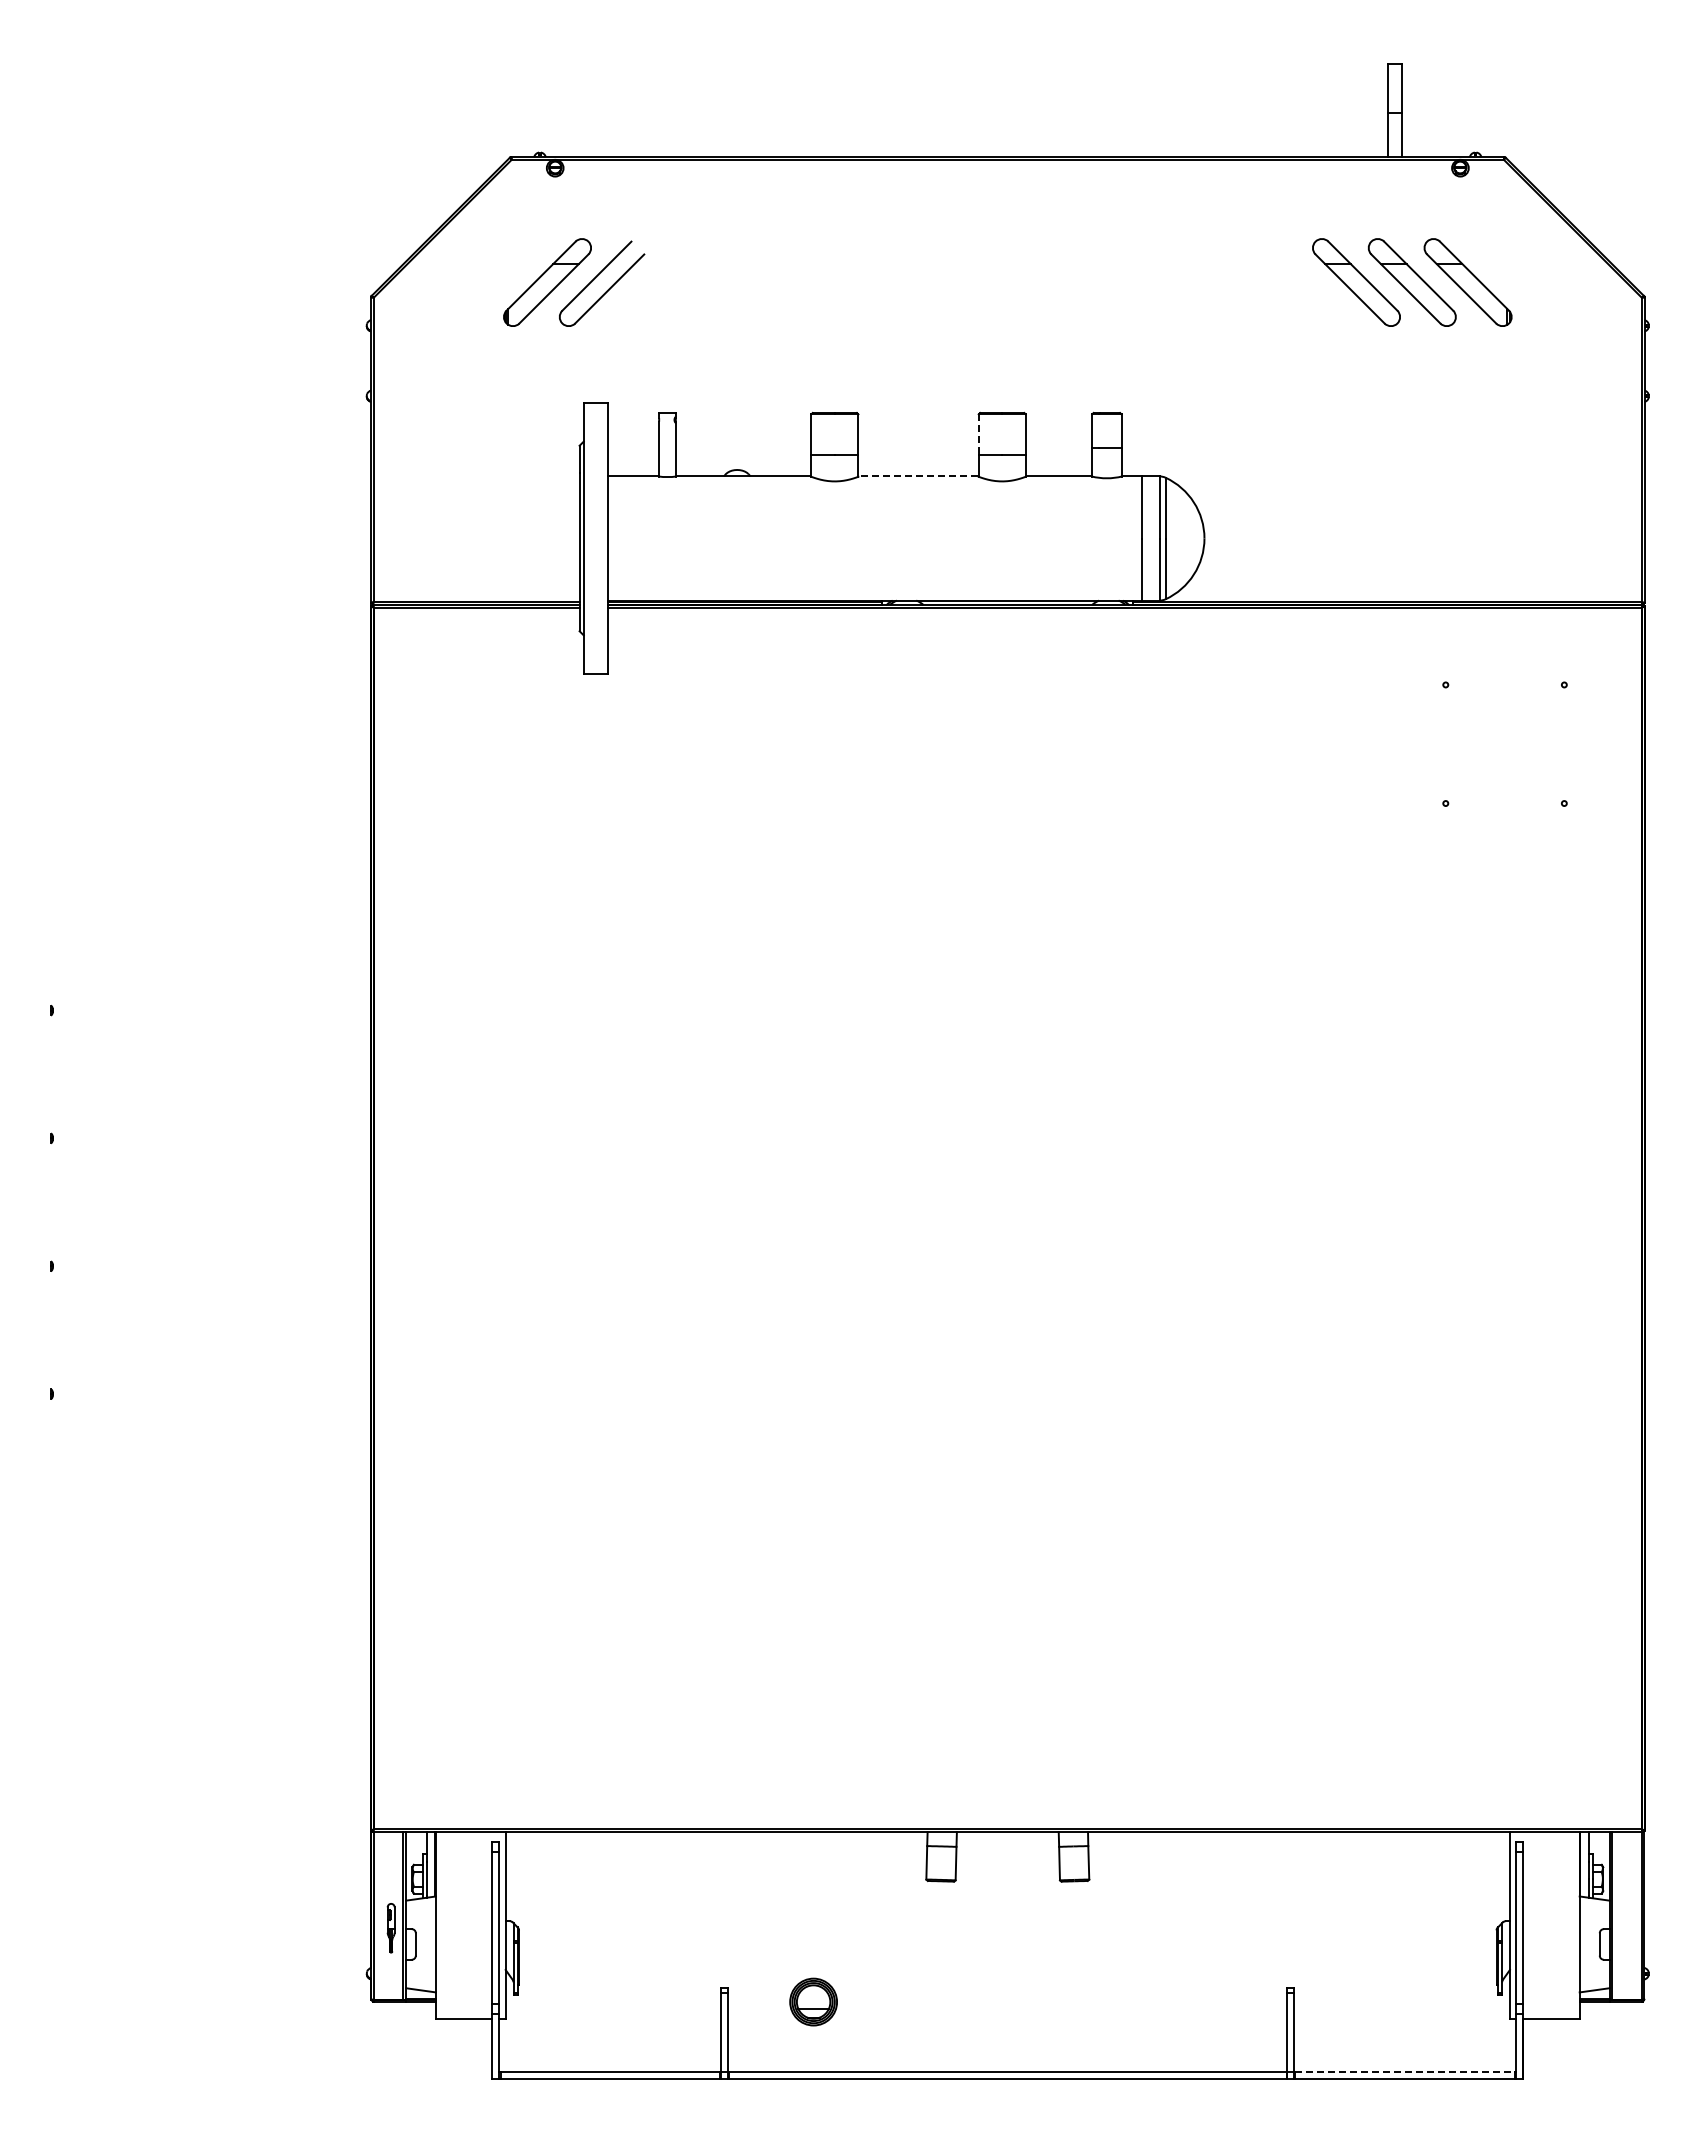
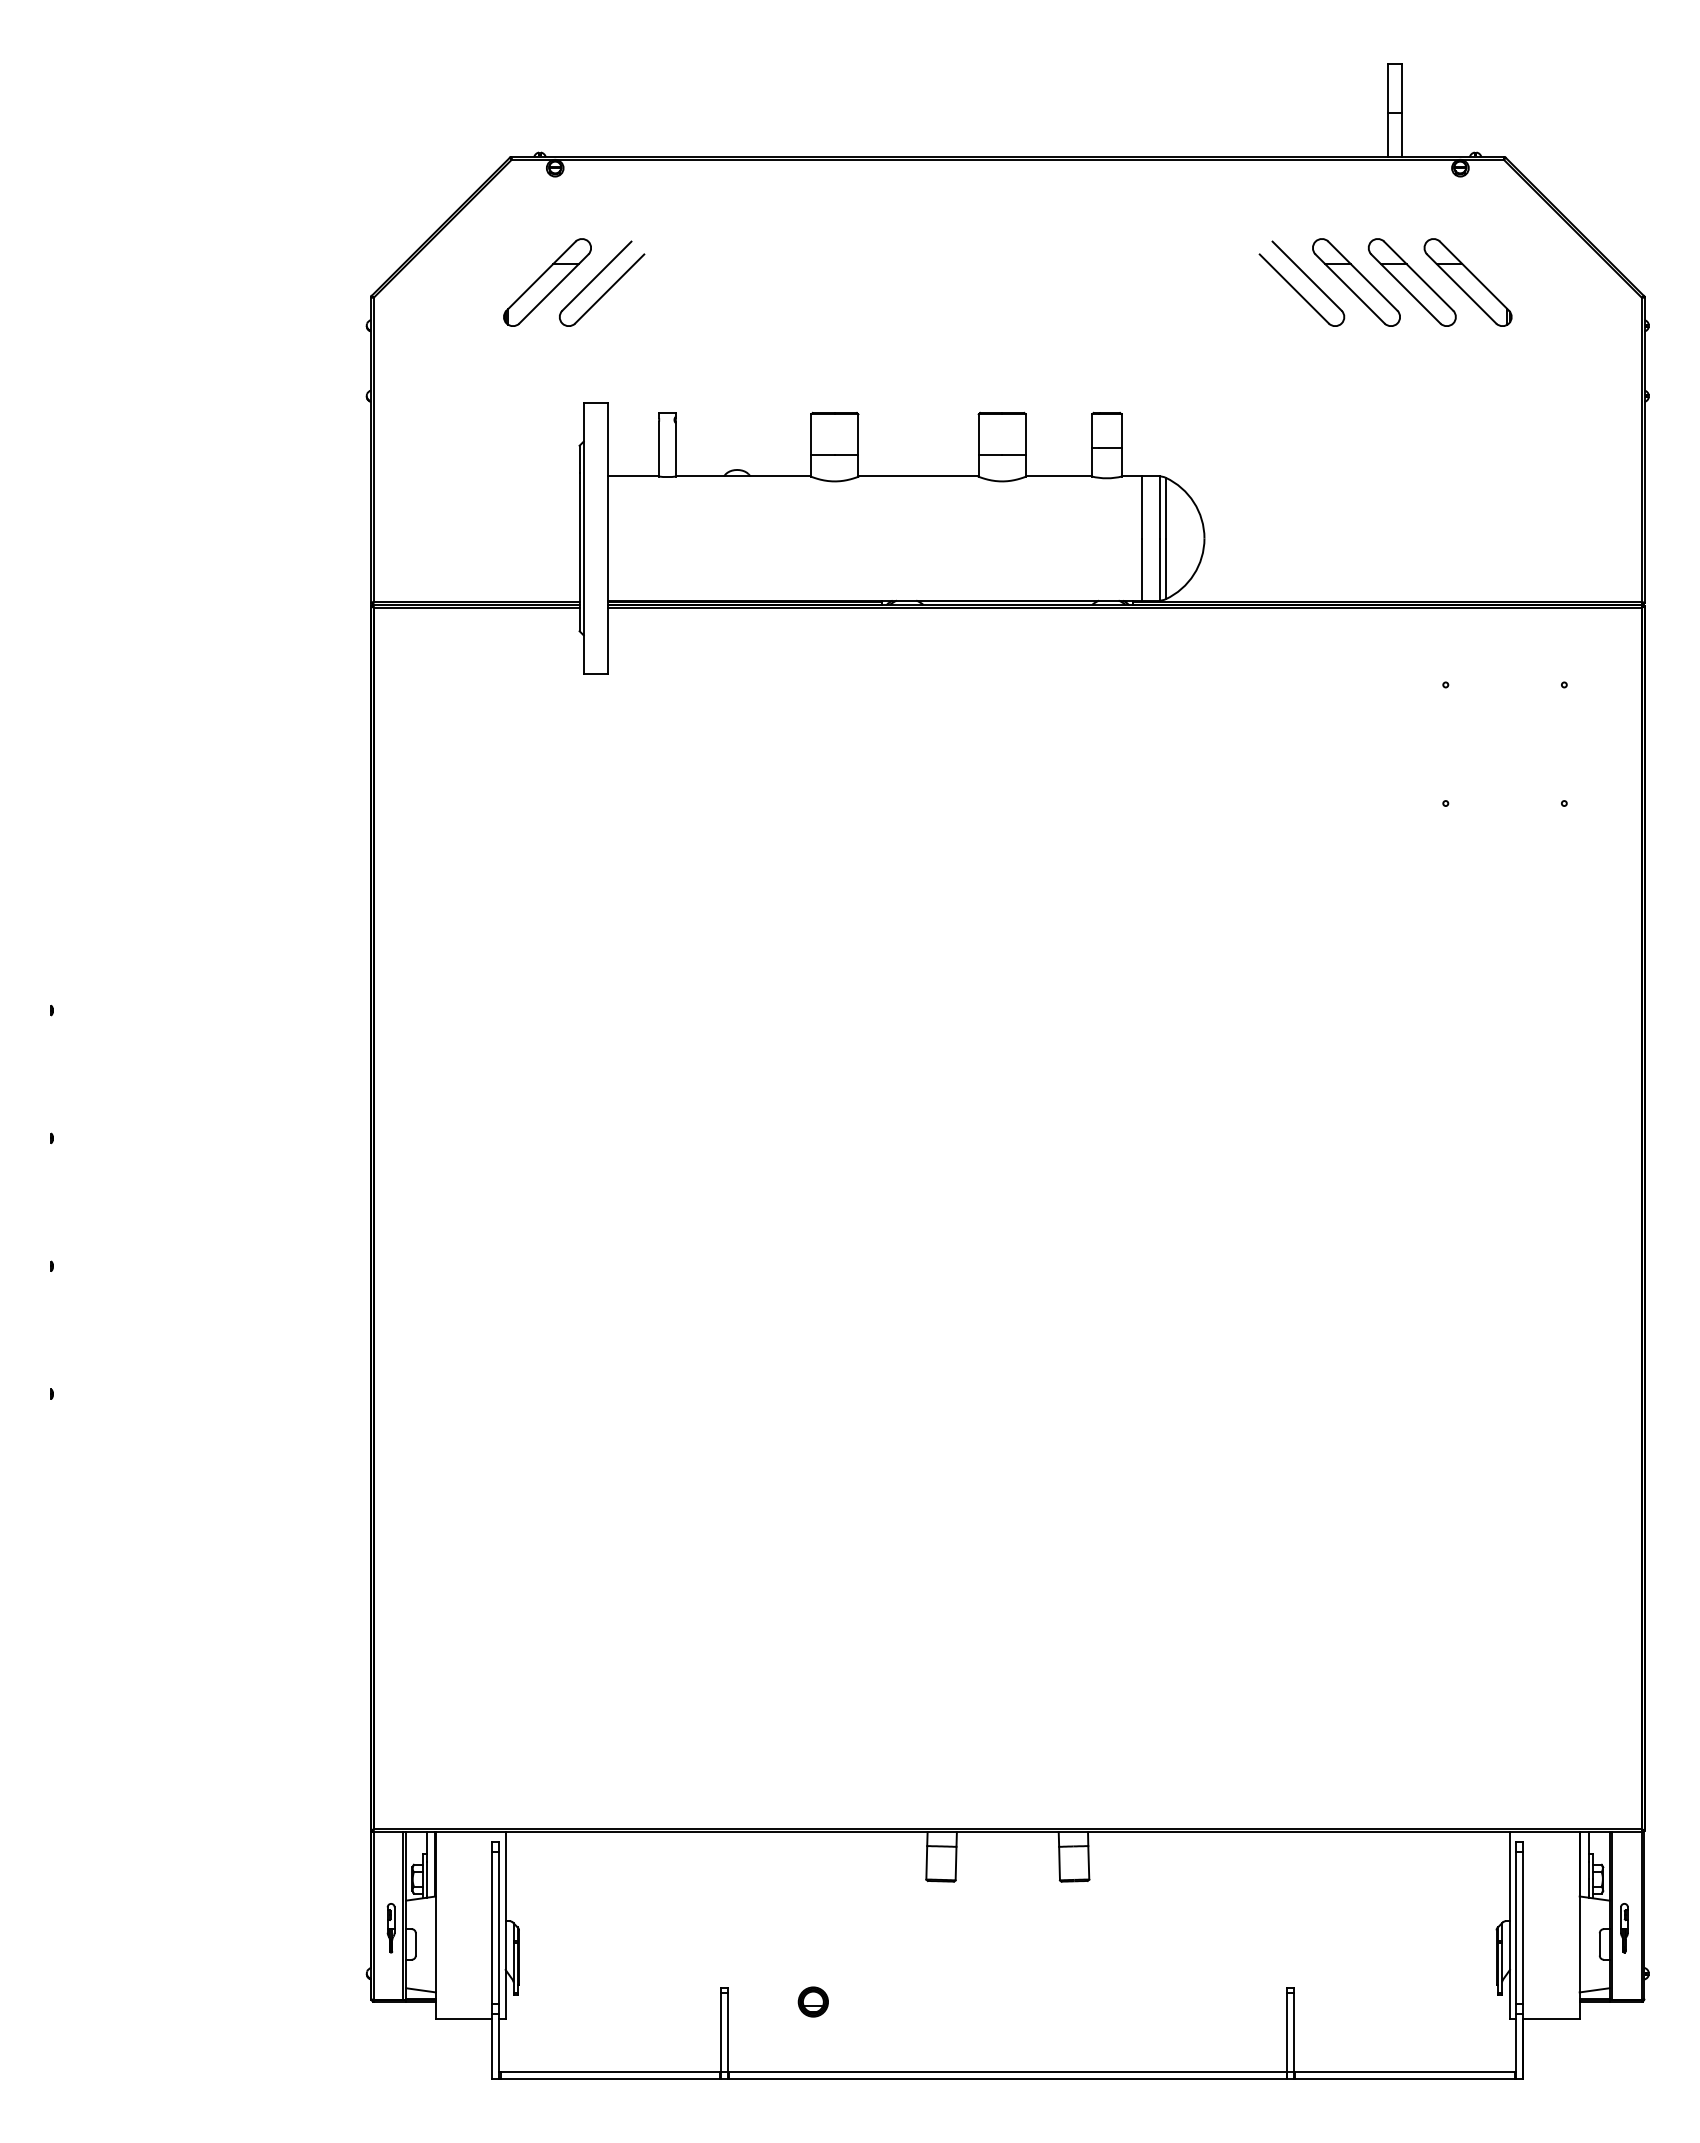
part: none -> present (1295, 288)
line: dashed -> solid (978, 435)
line: dashed -> solid (918, 476)
part: none -> present (1624, 1928)
part size: 49x50 px -> 32x32 px (812, 2001)
line: dashed -> solid (1404, 2071)
